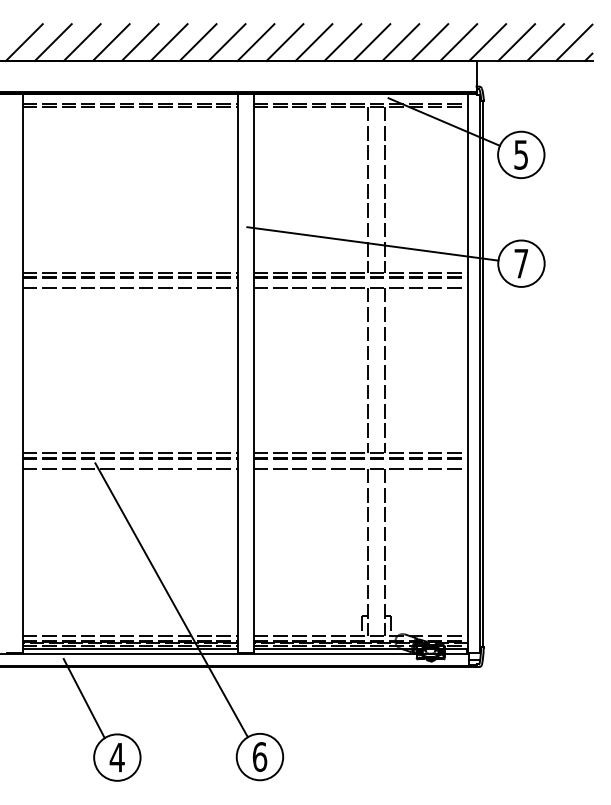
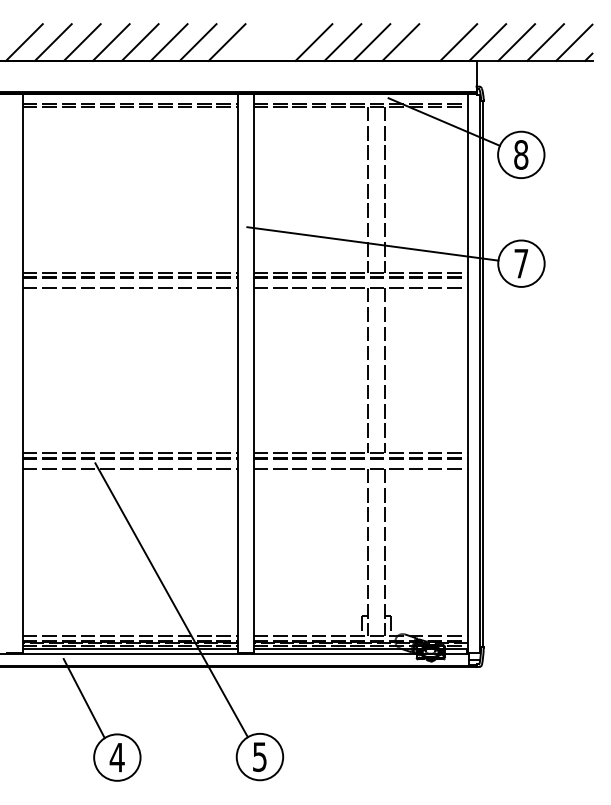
line: present -> none (255, 42)
line: present -> none (284, 42)
line: present -> none (429, 42)
text: 5 -> 8 (521, 154)
text: 6 -> 5 (259, 757)
